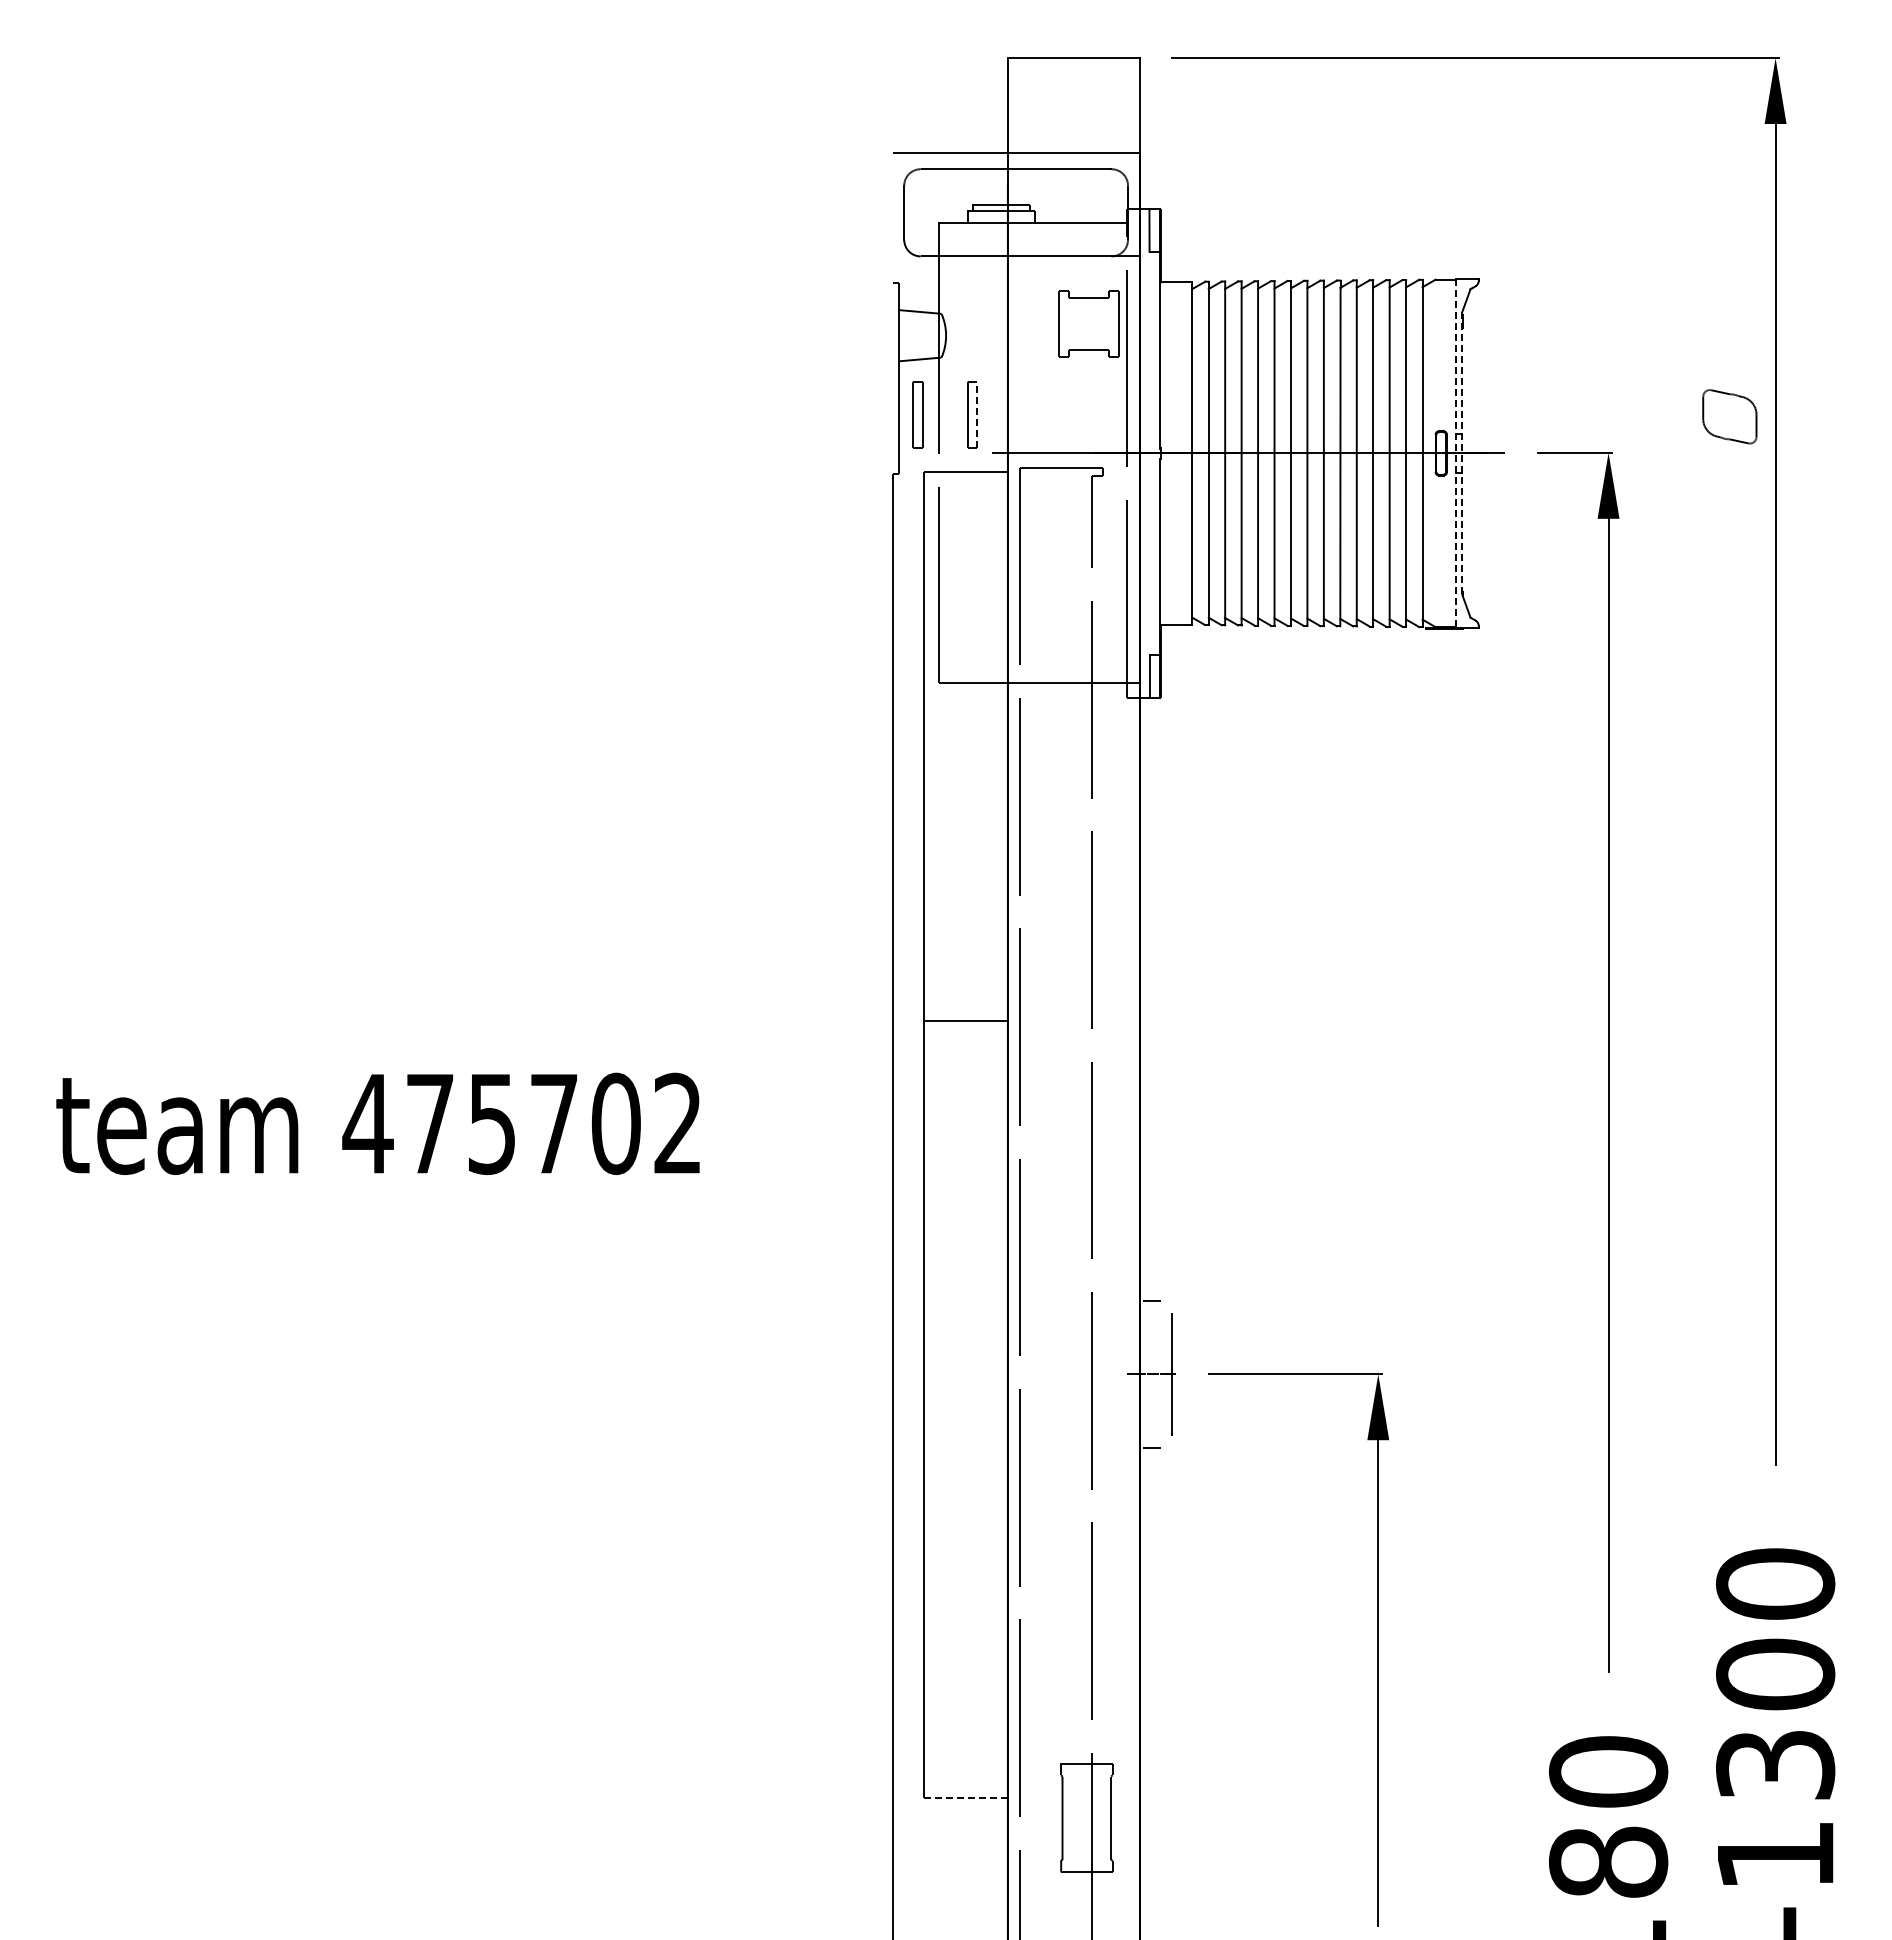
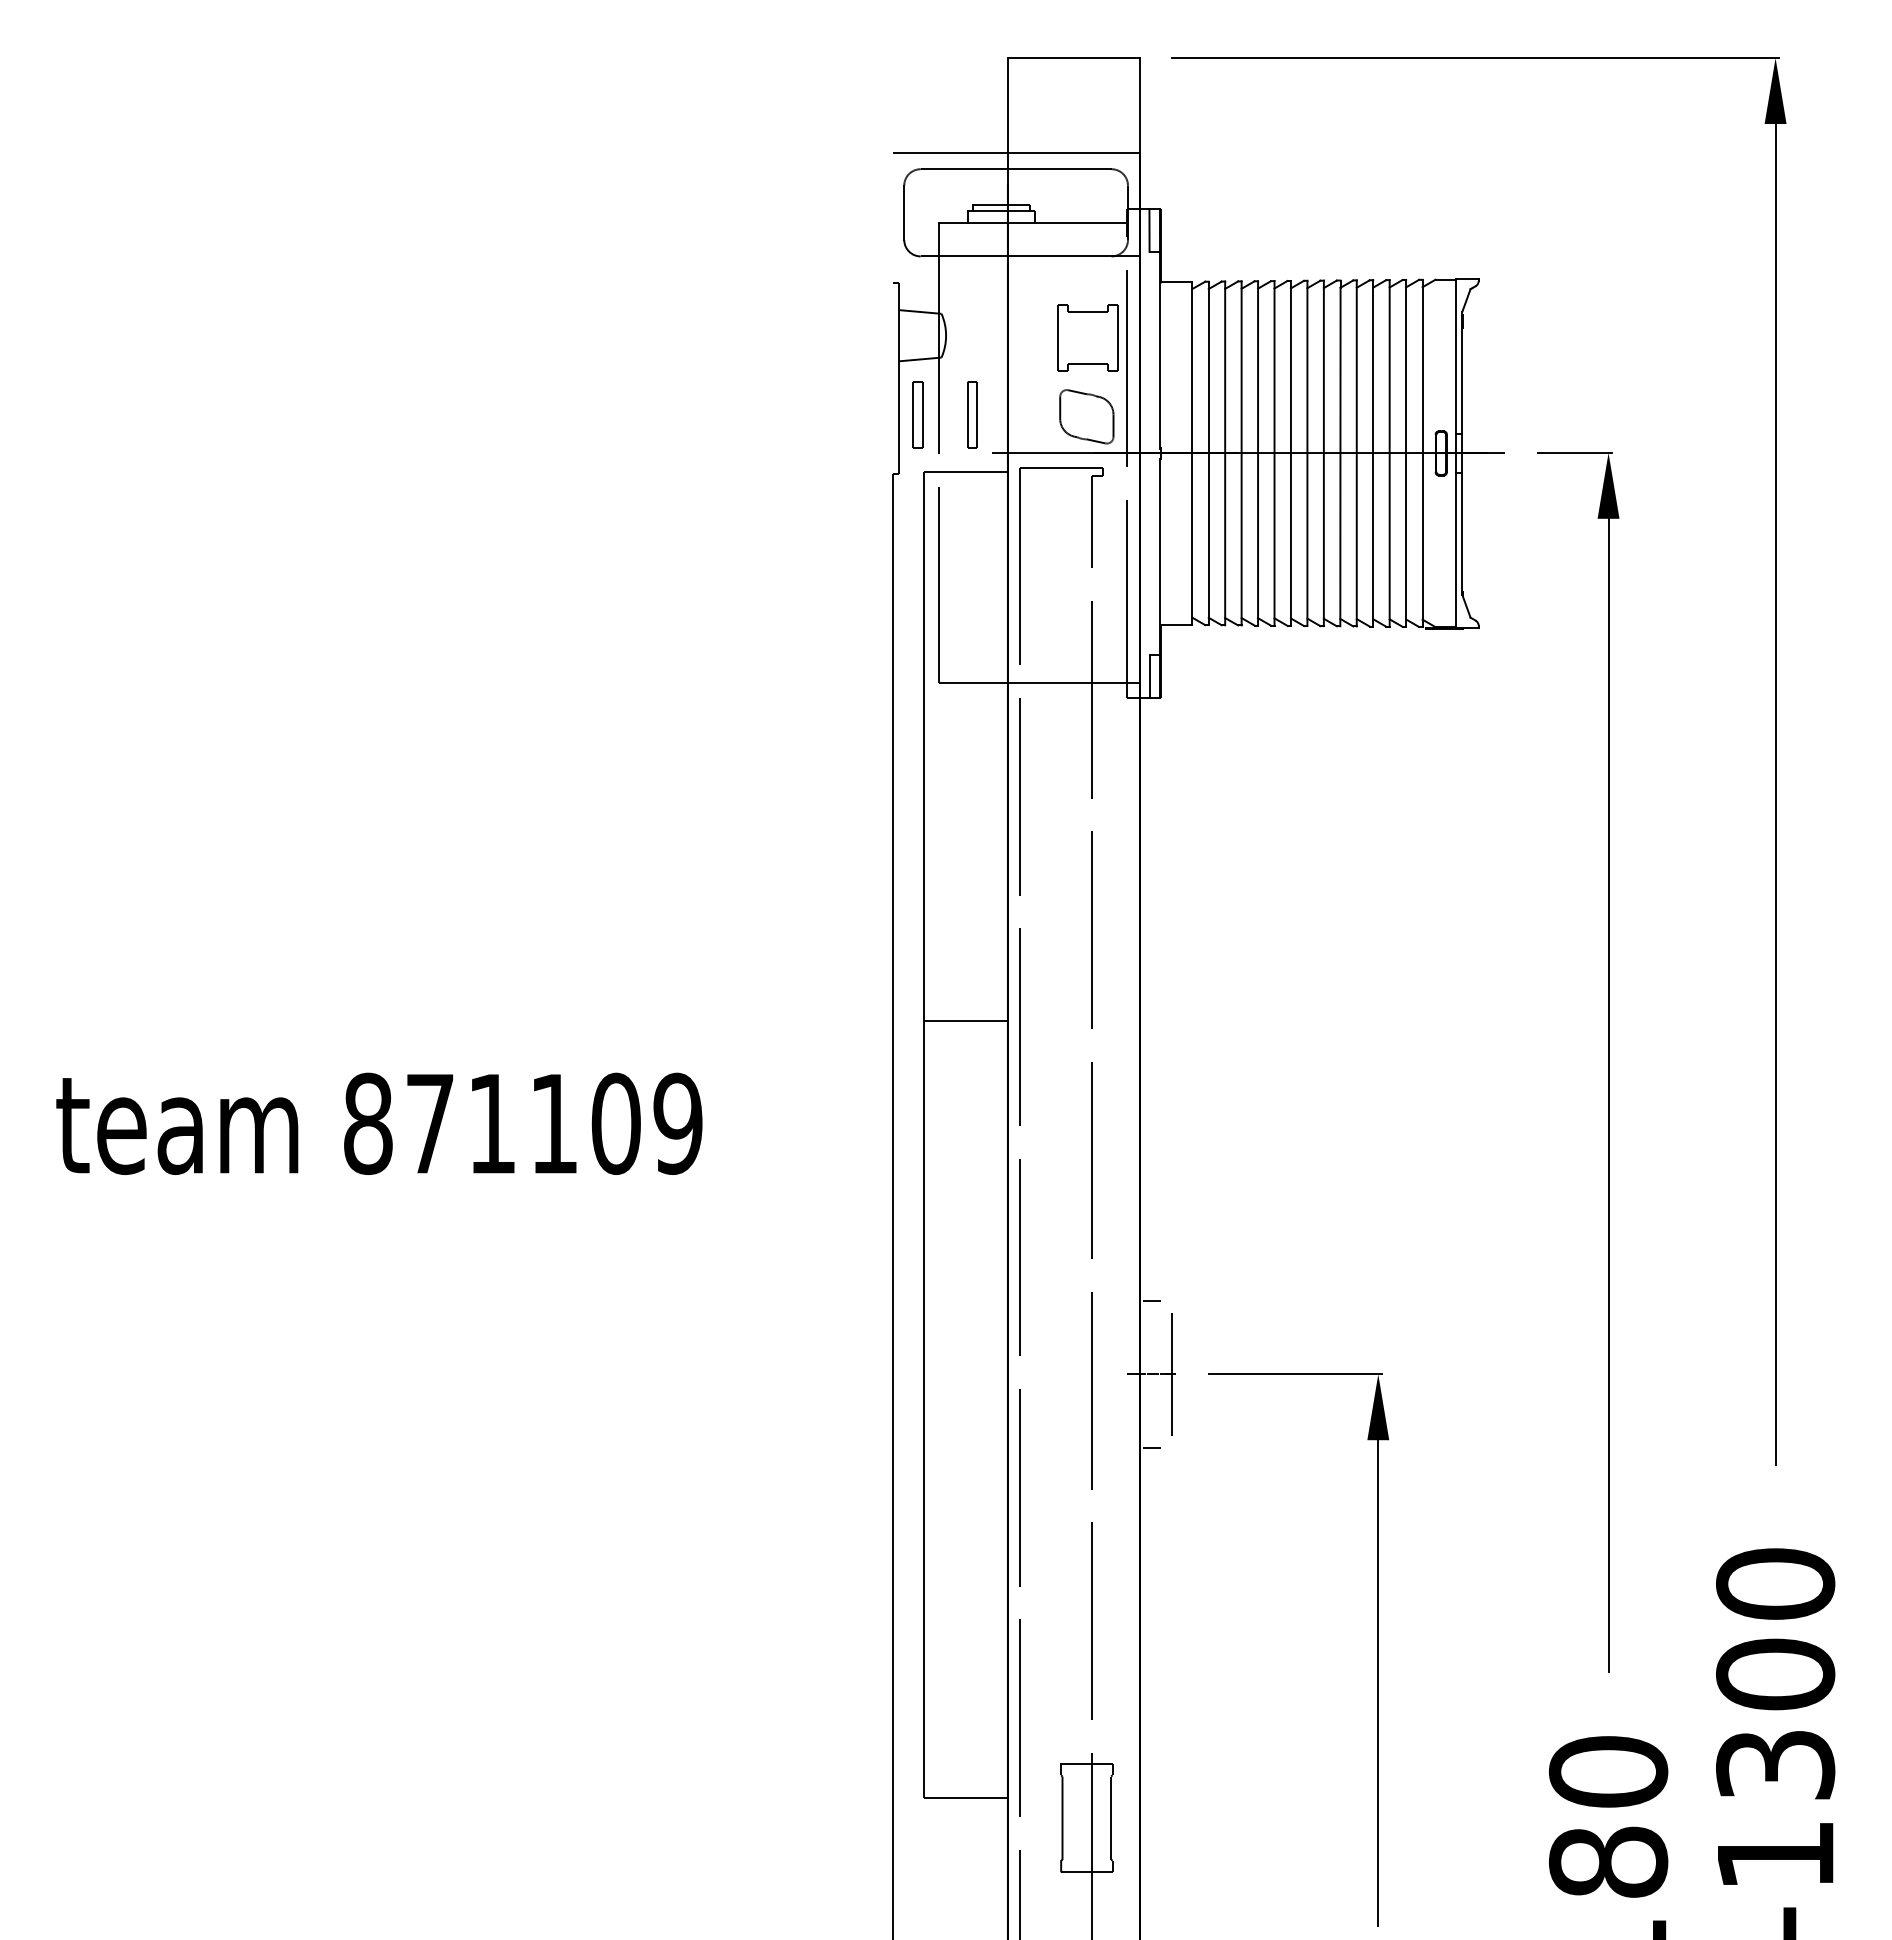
part position: (1088, 323) -> (1087, 337) (1087, 337)
line: dashed -> solid (977, 414)
part position: (1729, 416) -> (1086, 416) (1086, 416)
line: dashed -> solid (1455, 453)
line: dashed -> solid (1462, 453)
text: 475702 -> 871109 (522, 1123)
line: dashed -> solid (965, 1798)
